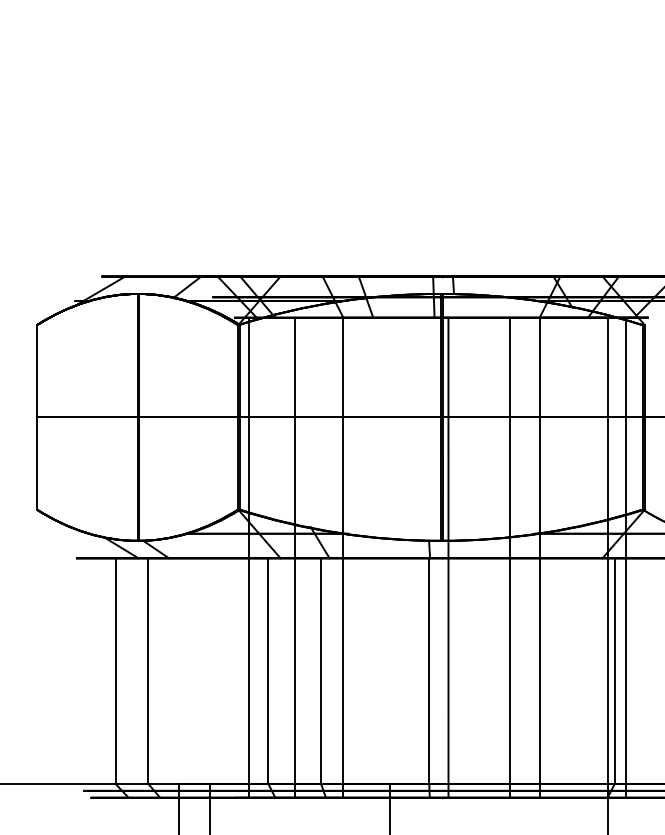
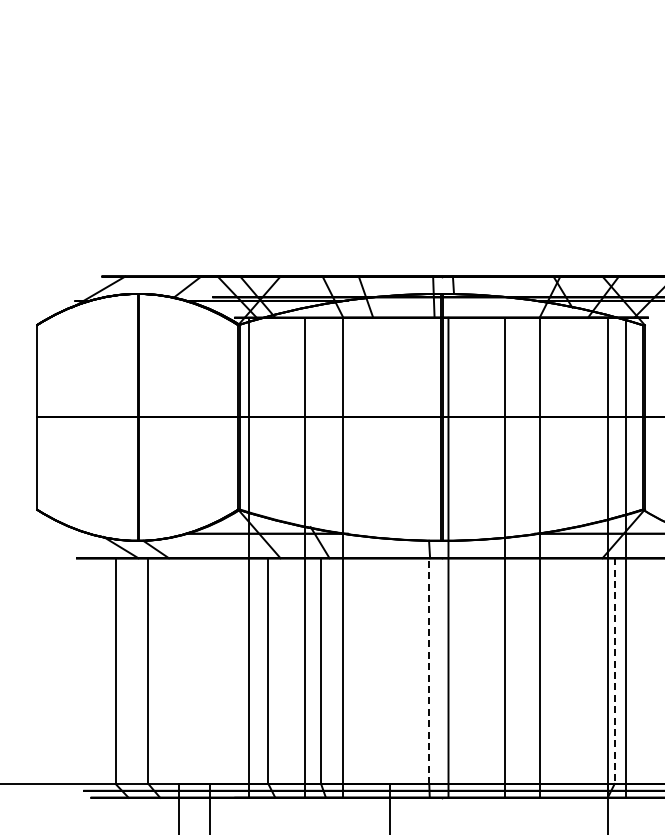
line position: (295, 557) -> (305, 557) (305, 557)
line position: (509, 557) -> (504, 557) (504, 557)
line: solid -> dashed (429, 671)
line: solid -> dashed (614, 671)
